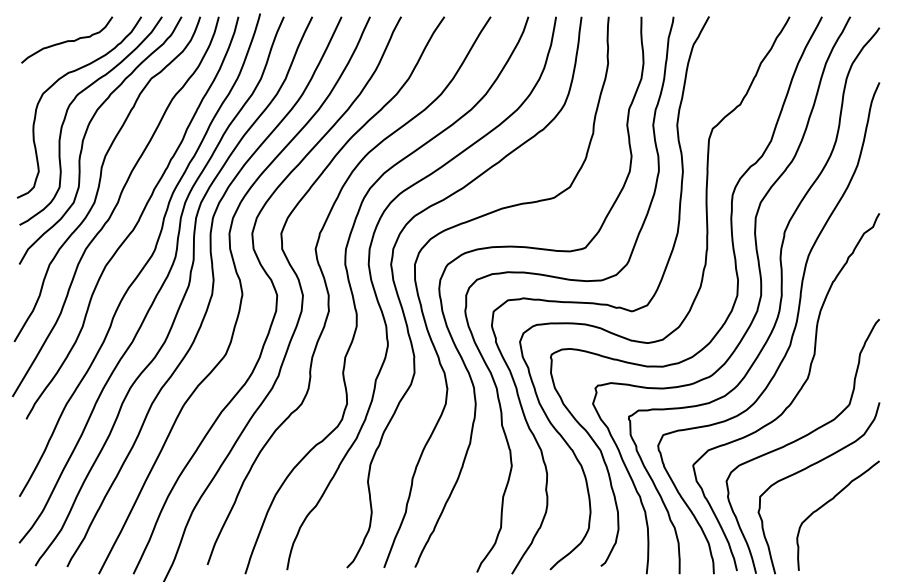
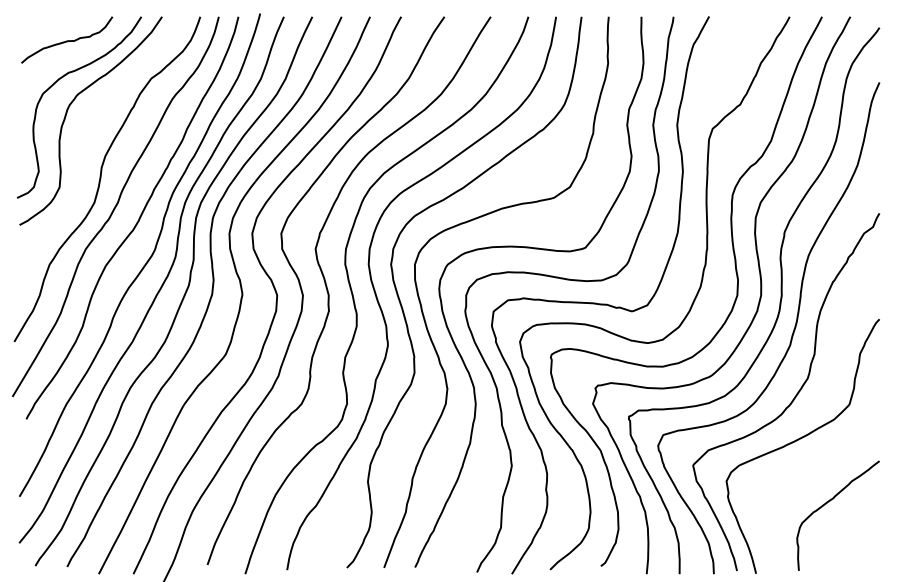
curve: present -> none (86, 134)
curve: present -> none (806, 469)
